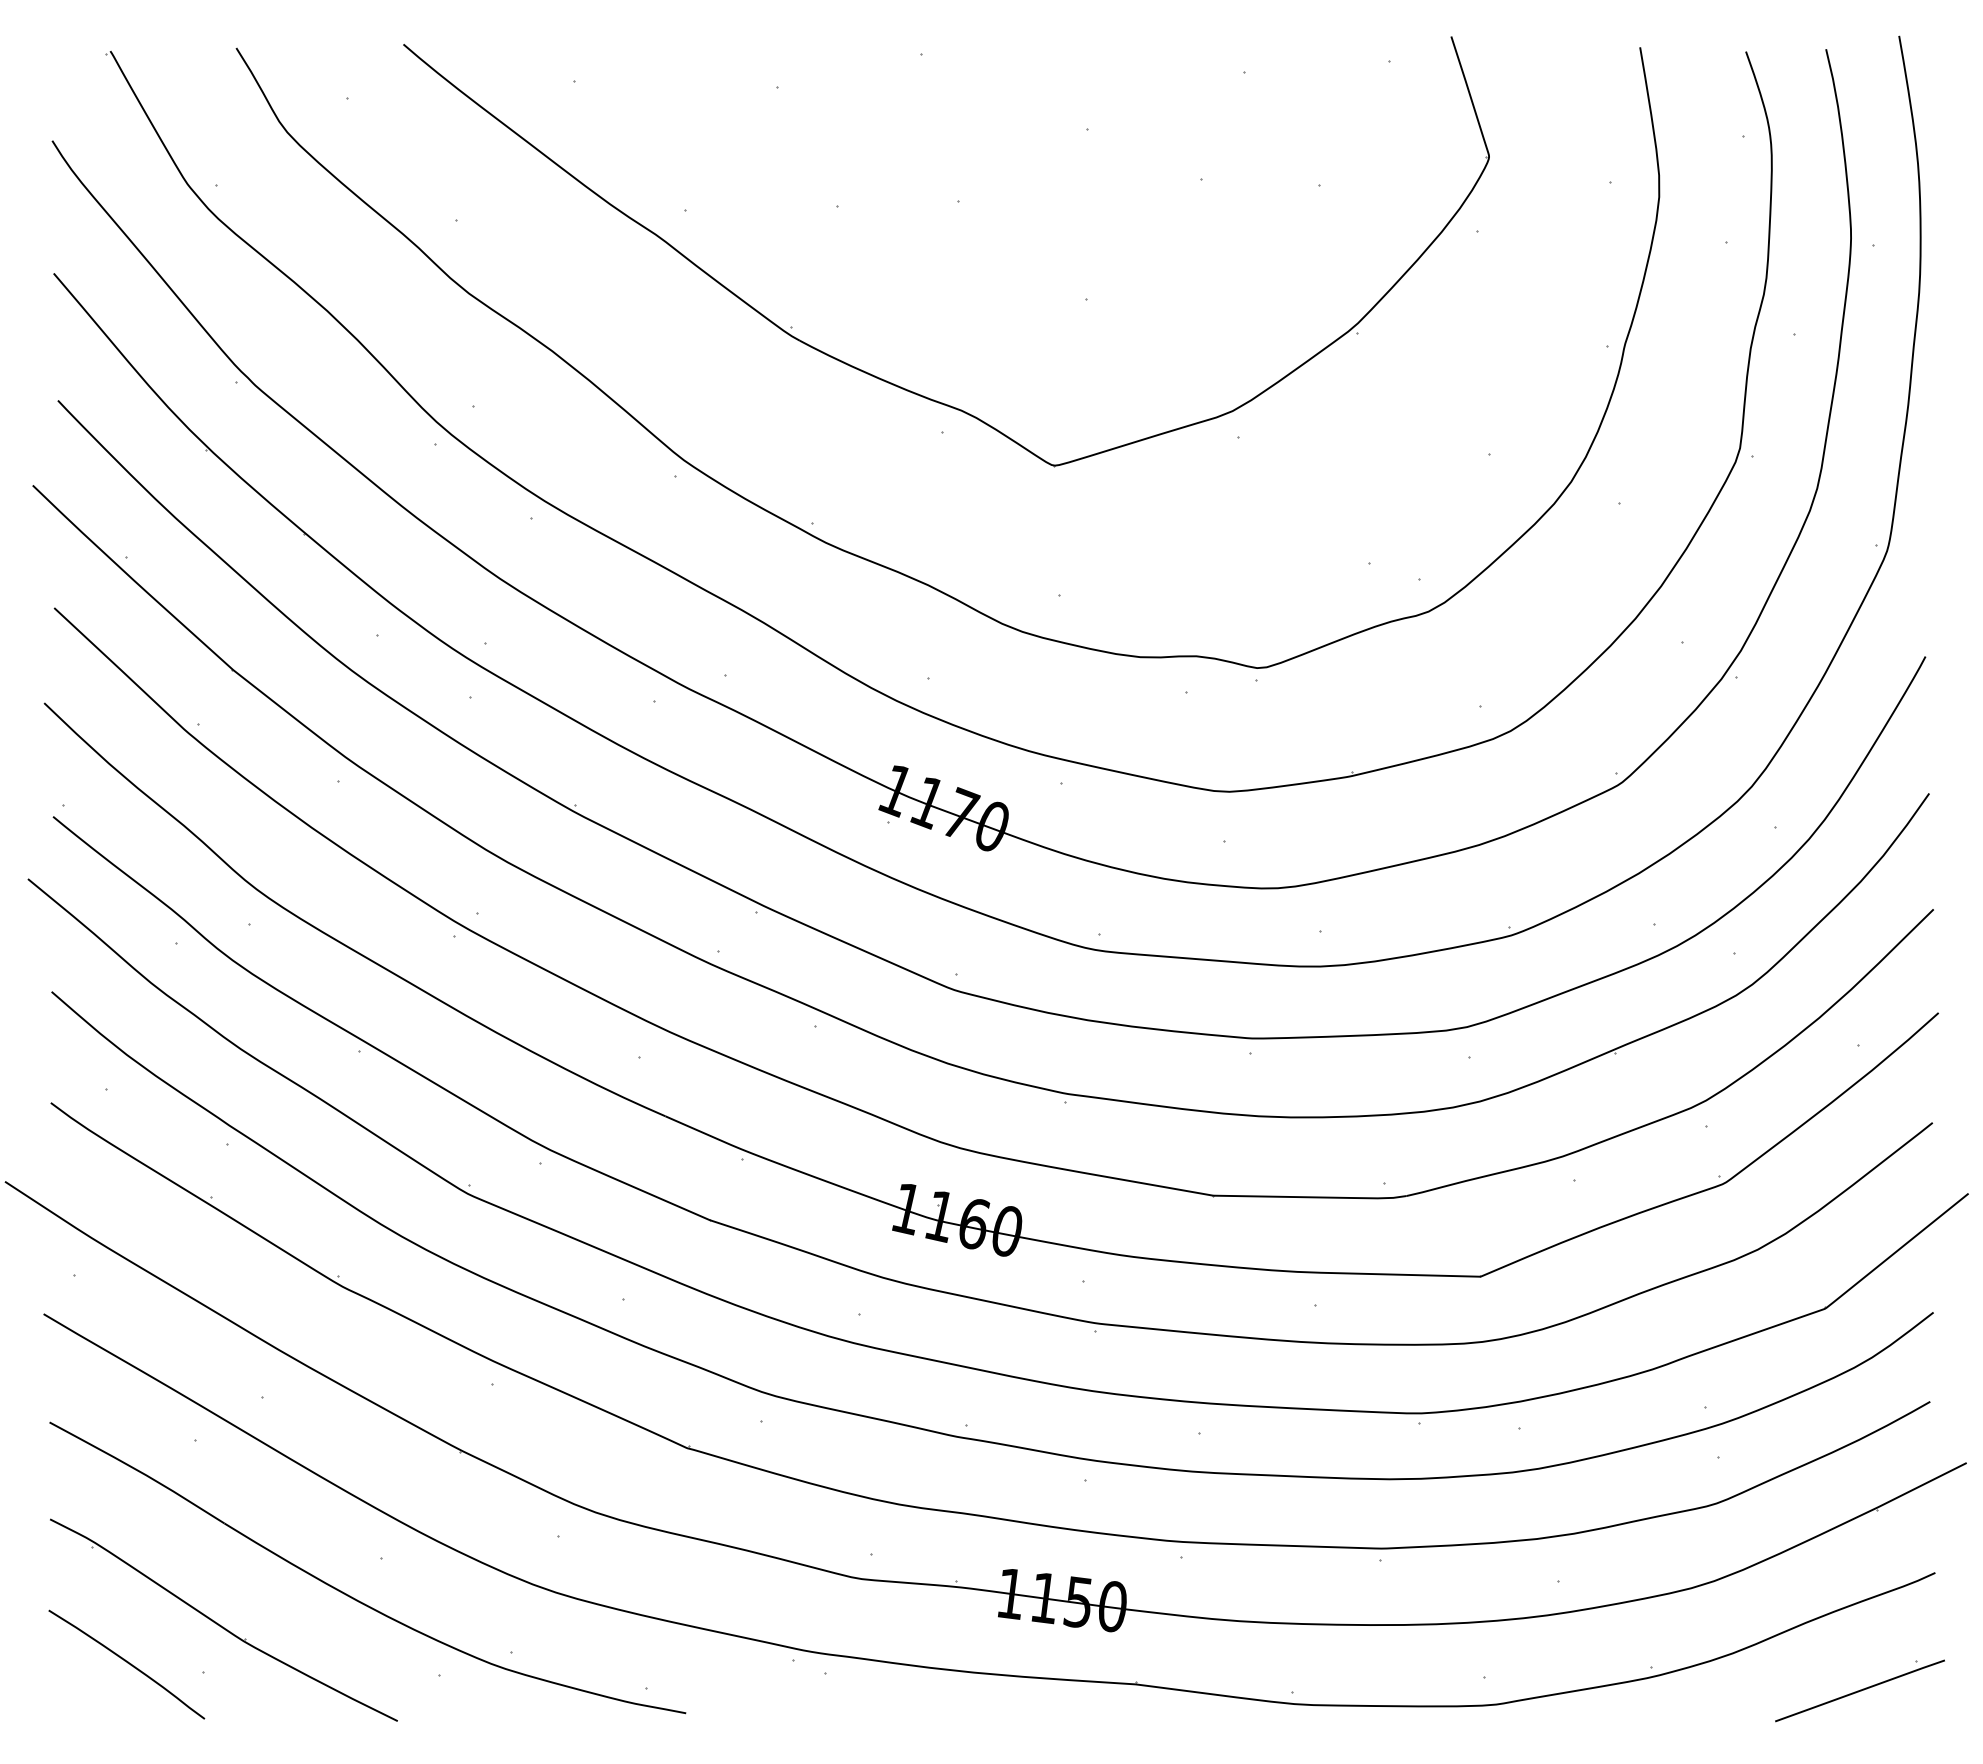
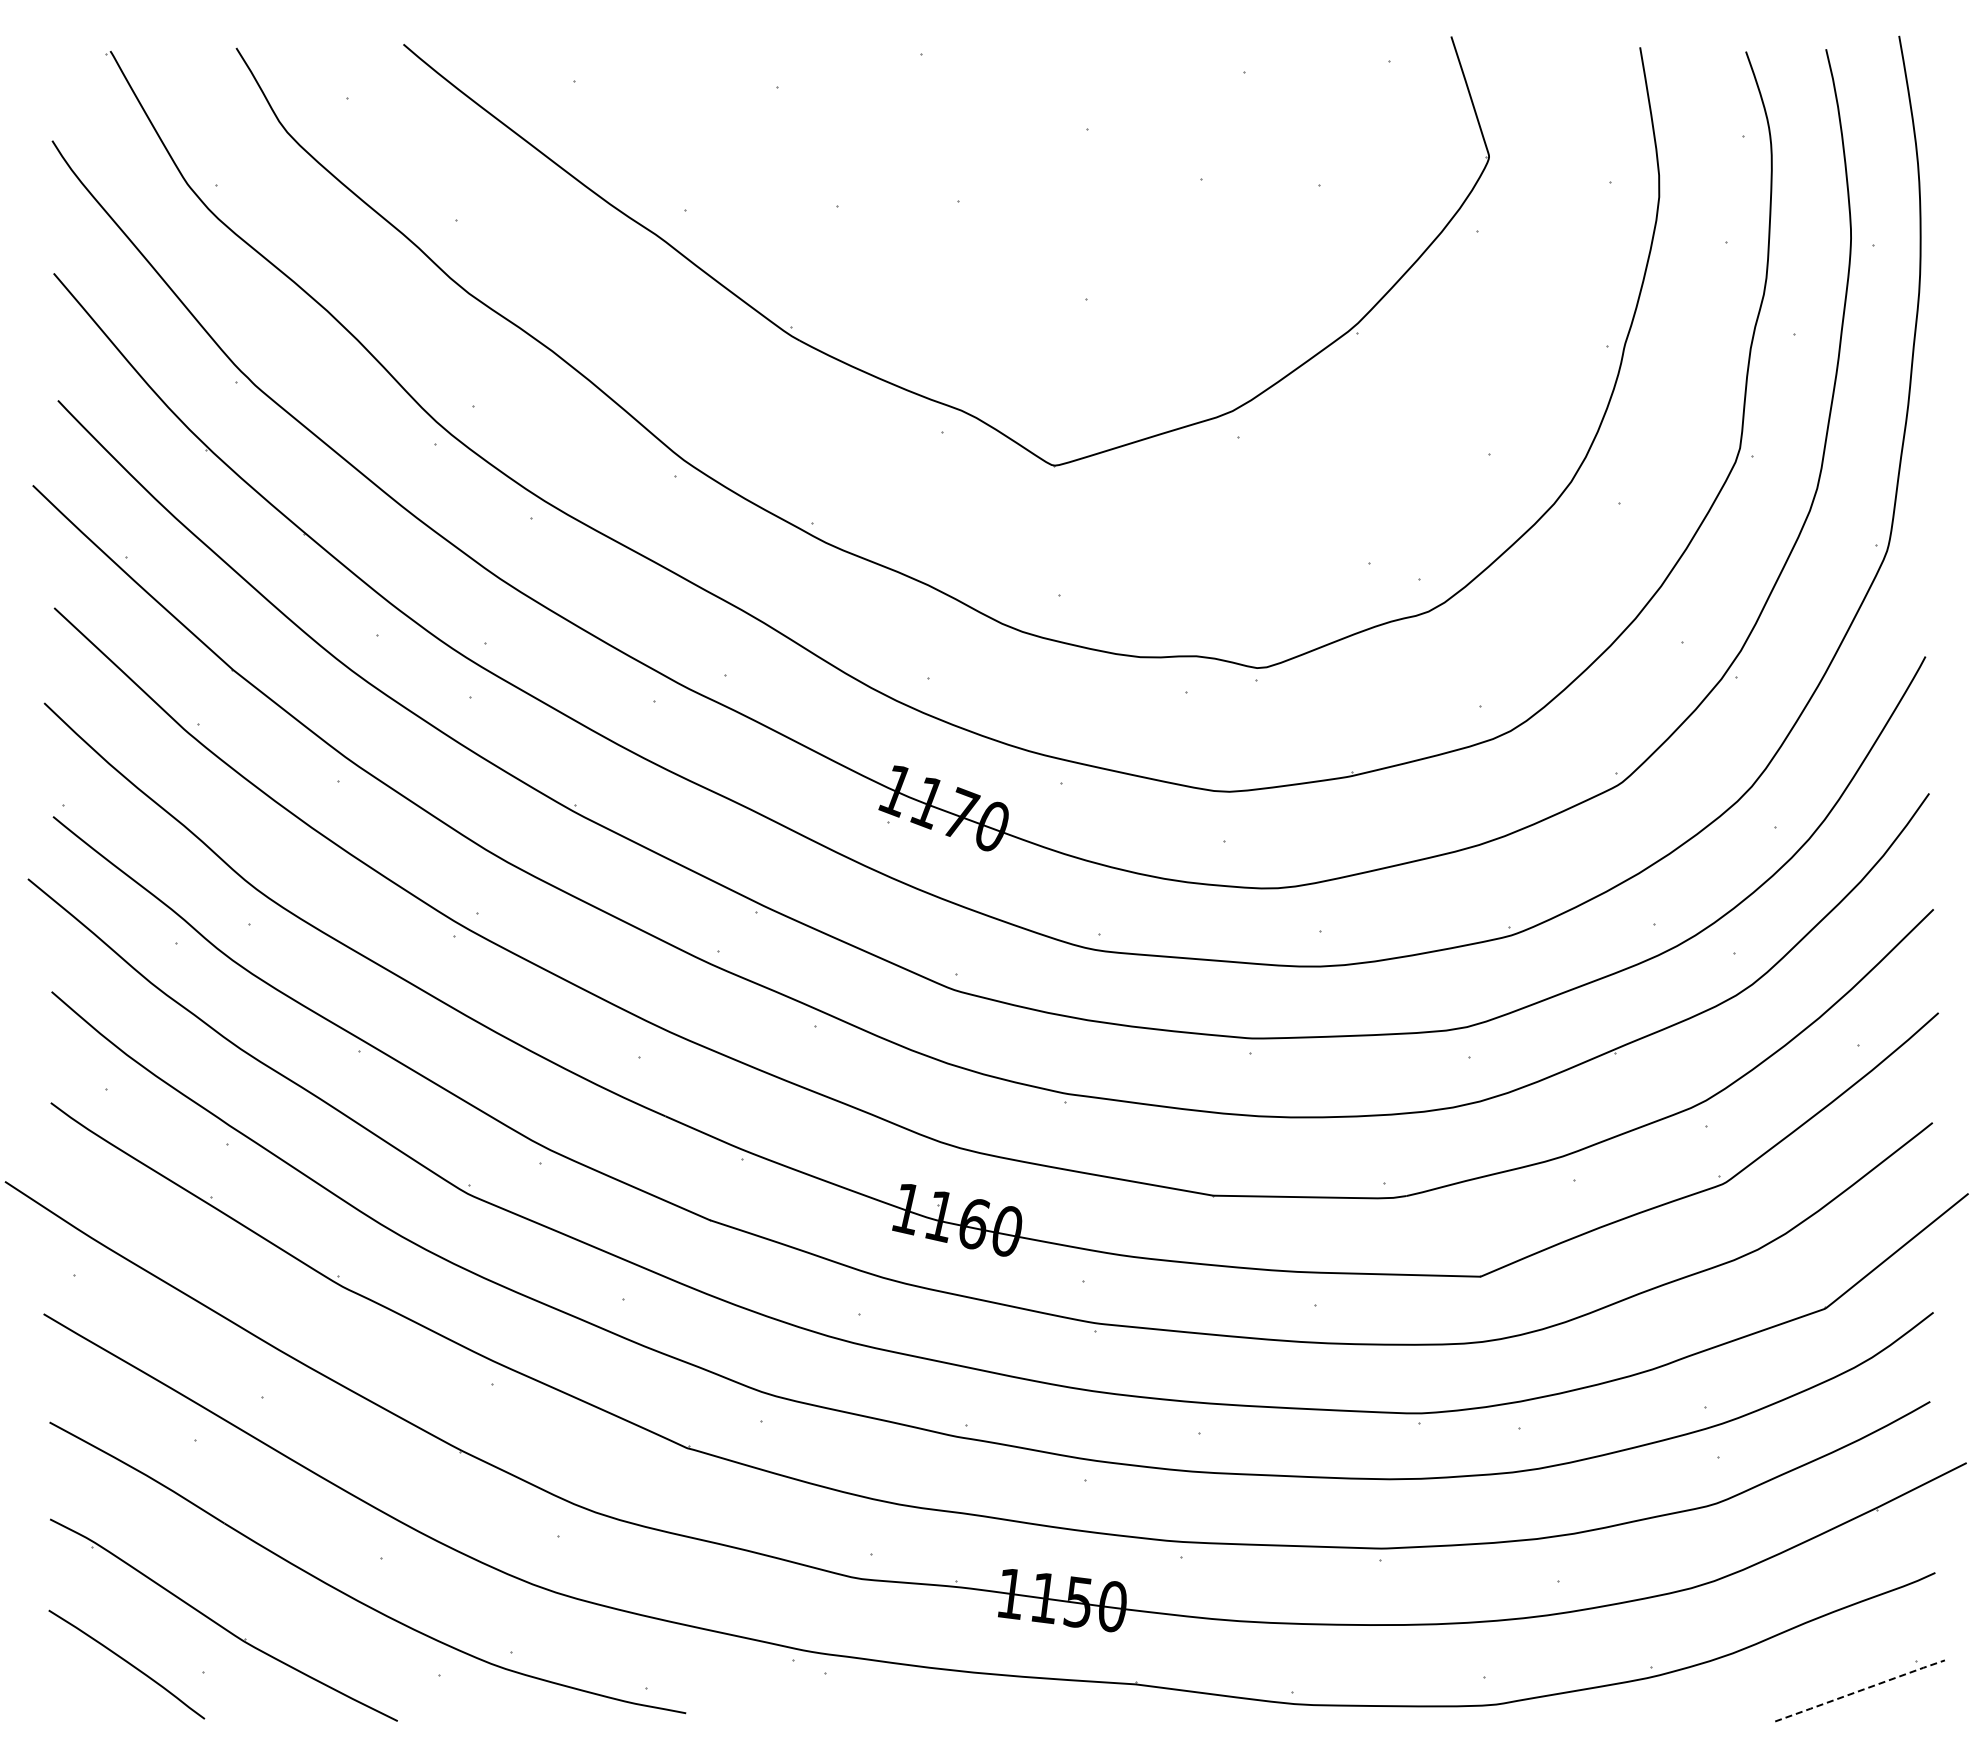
line: solid -> dashed (1860, 1690)
